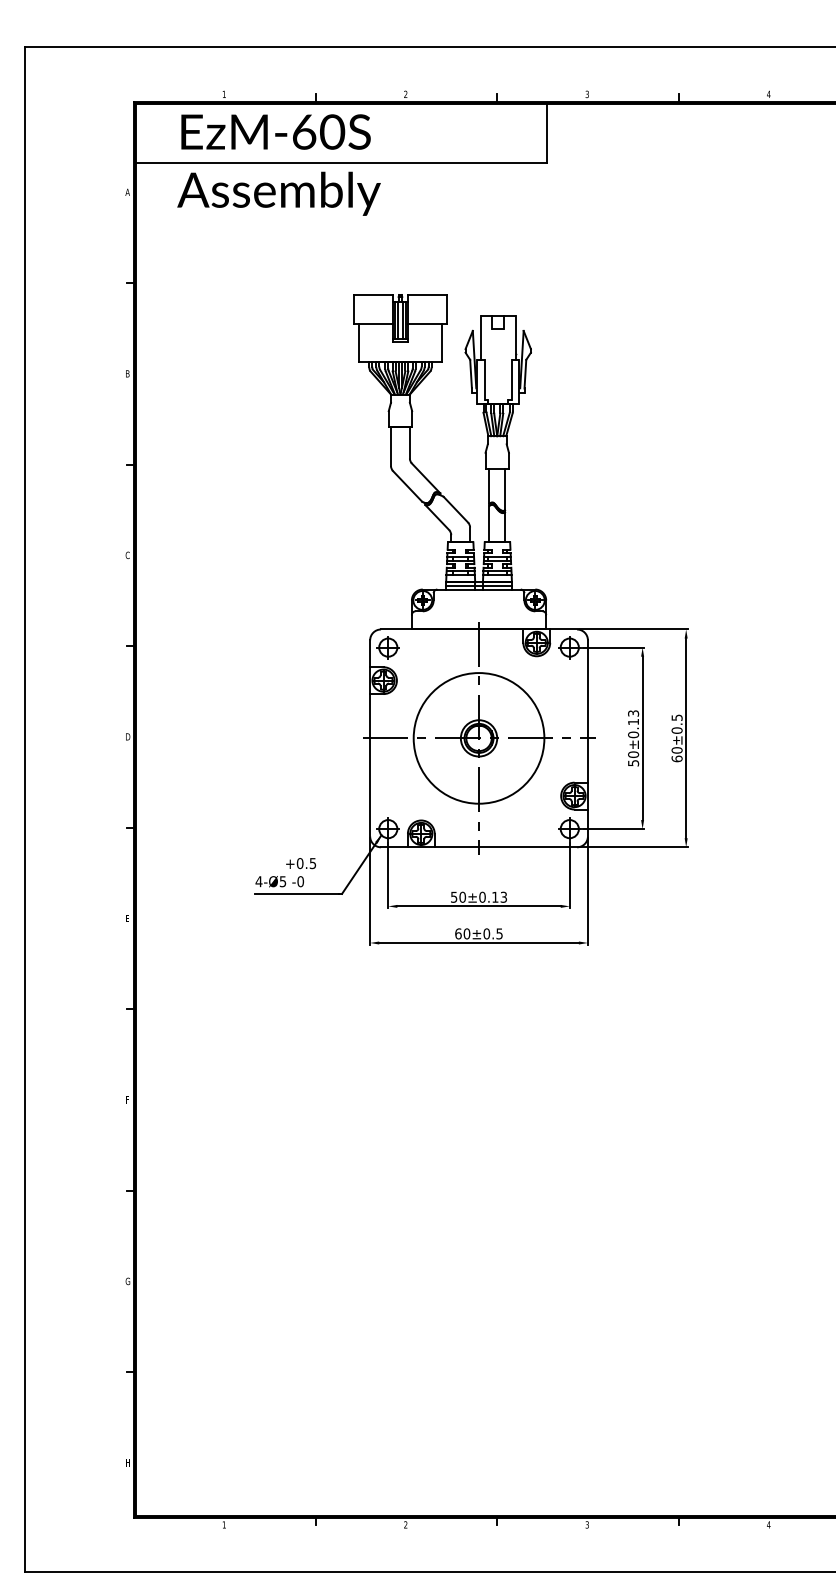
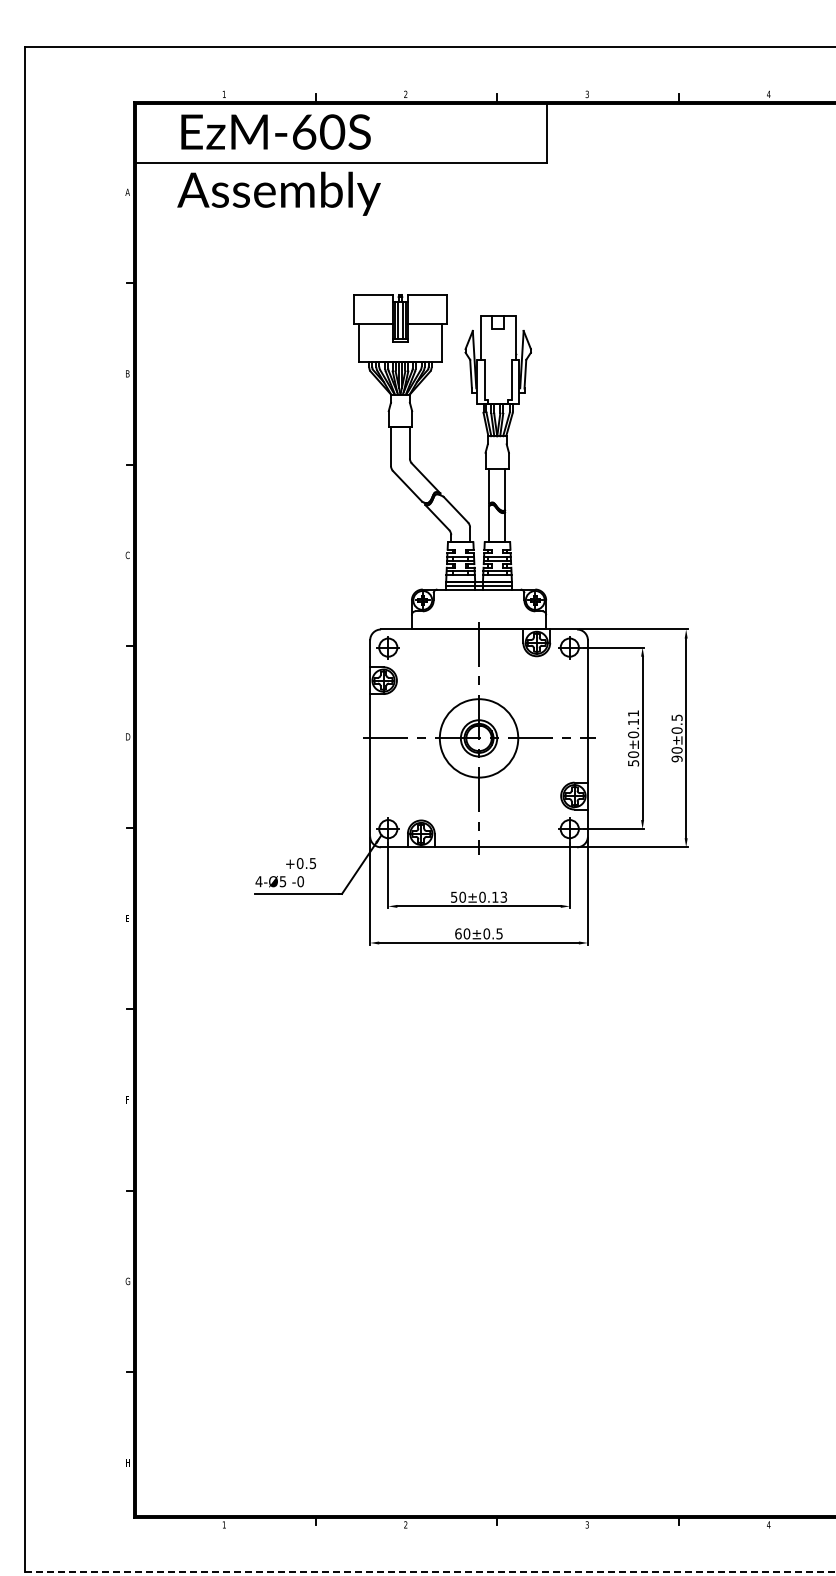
text: 50±0.13 -> 50±0.11 (633, 713)
circle diameter: 131 px -> 78 px (478, 738)
text: 60±0.5 -> 90±0.5 (676, 758)
line: solid -> dashed (431, 1571)
